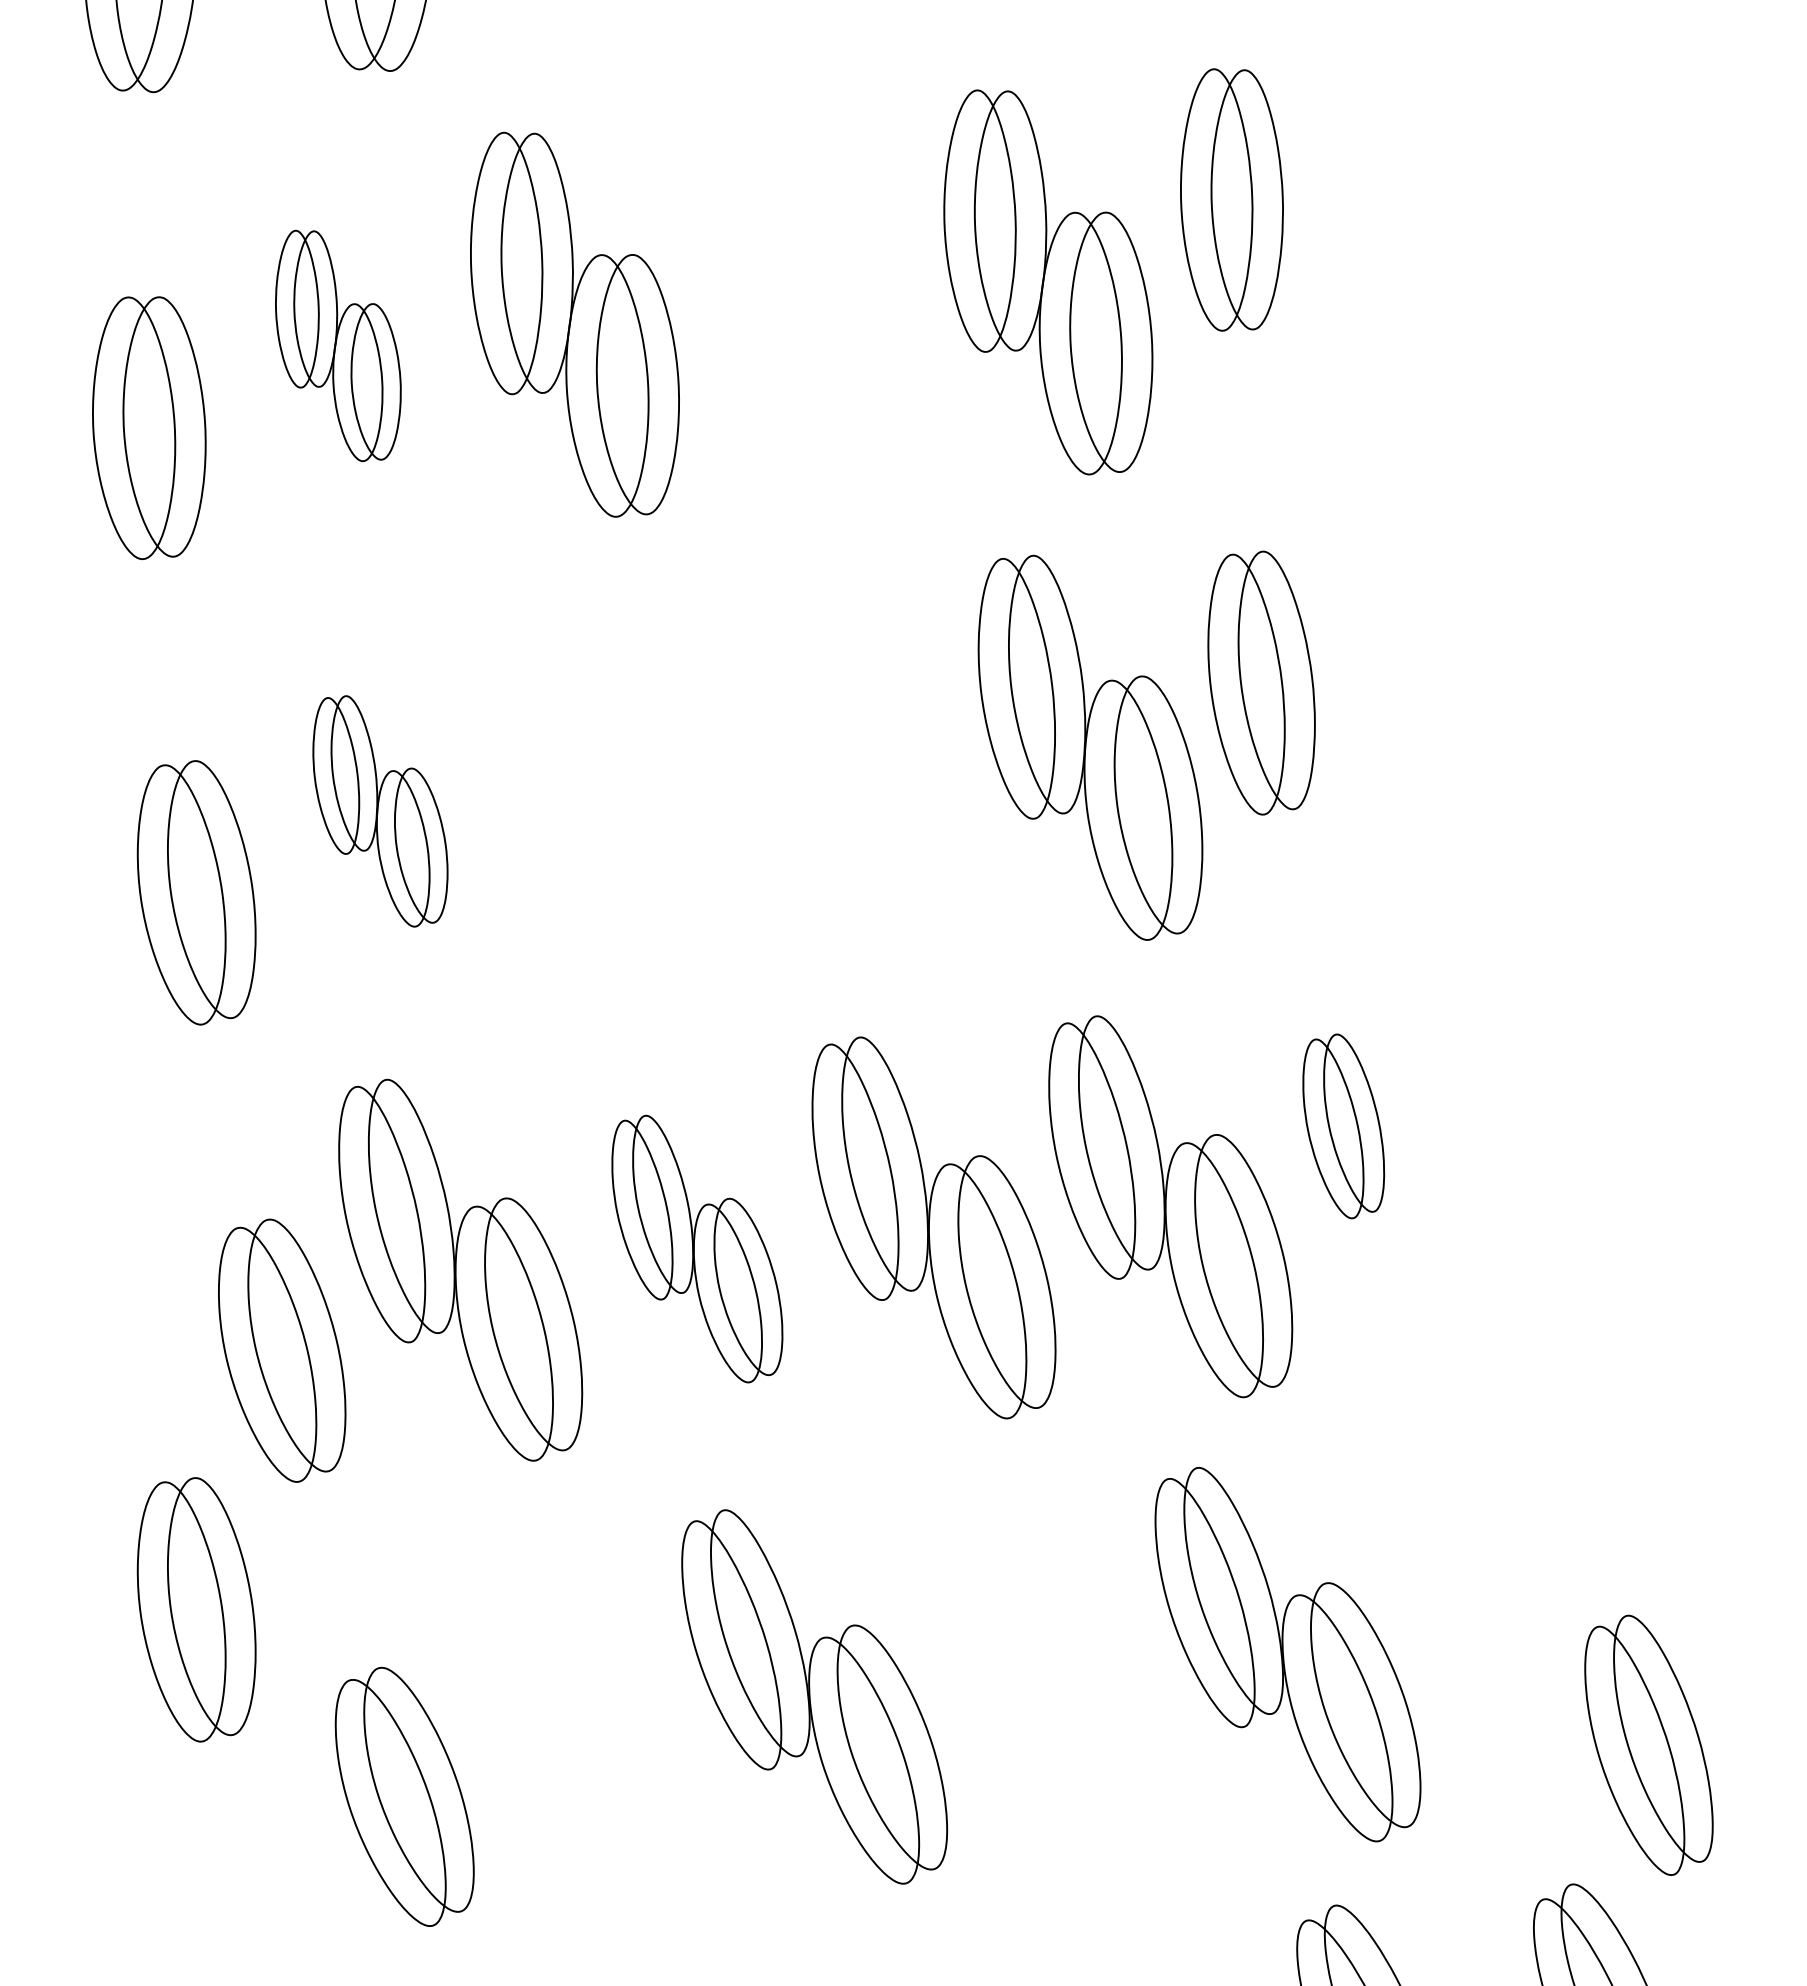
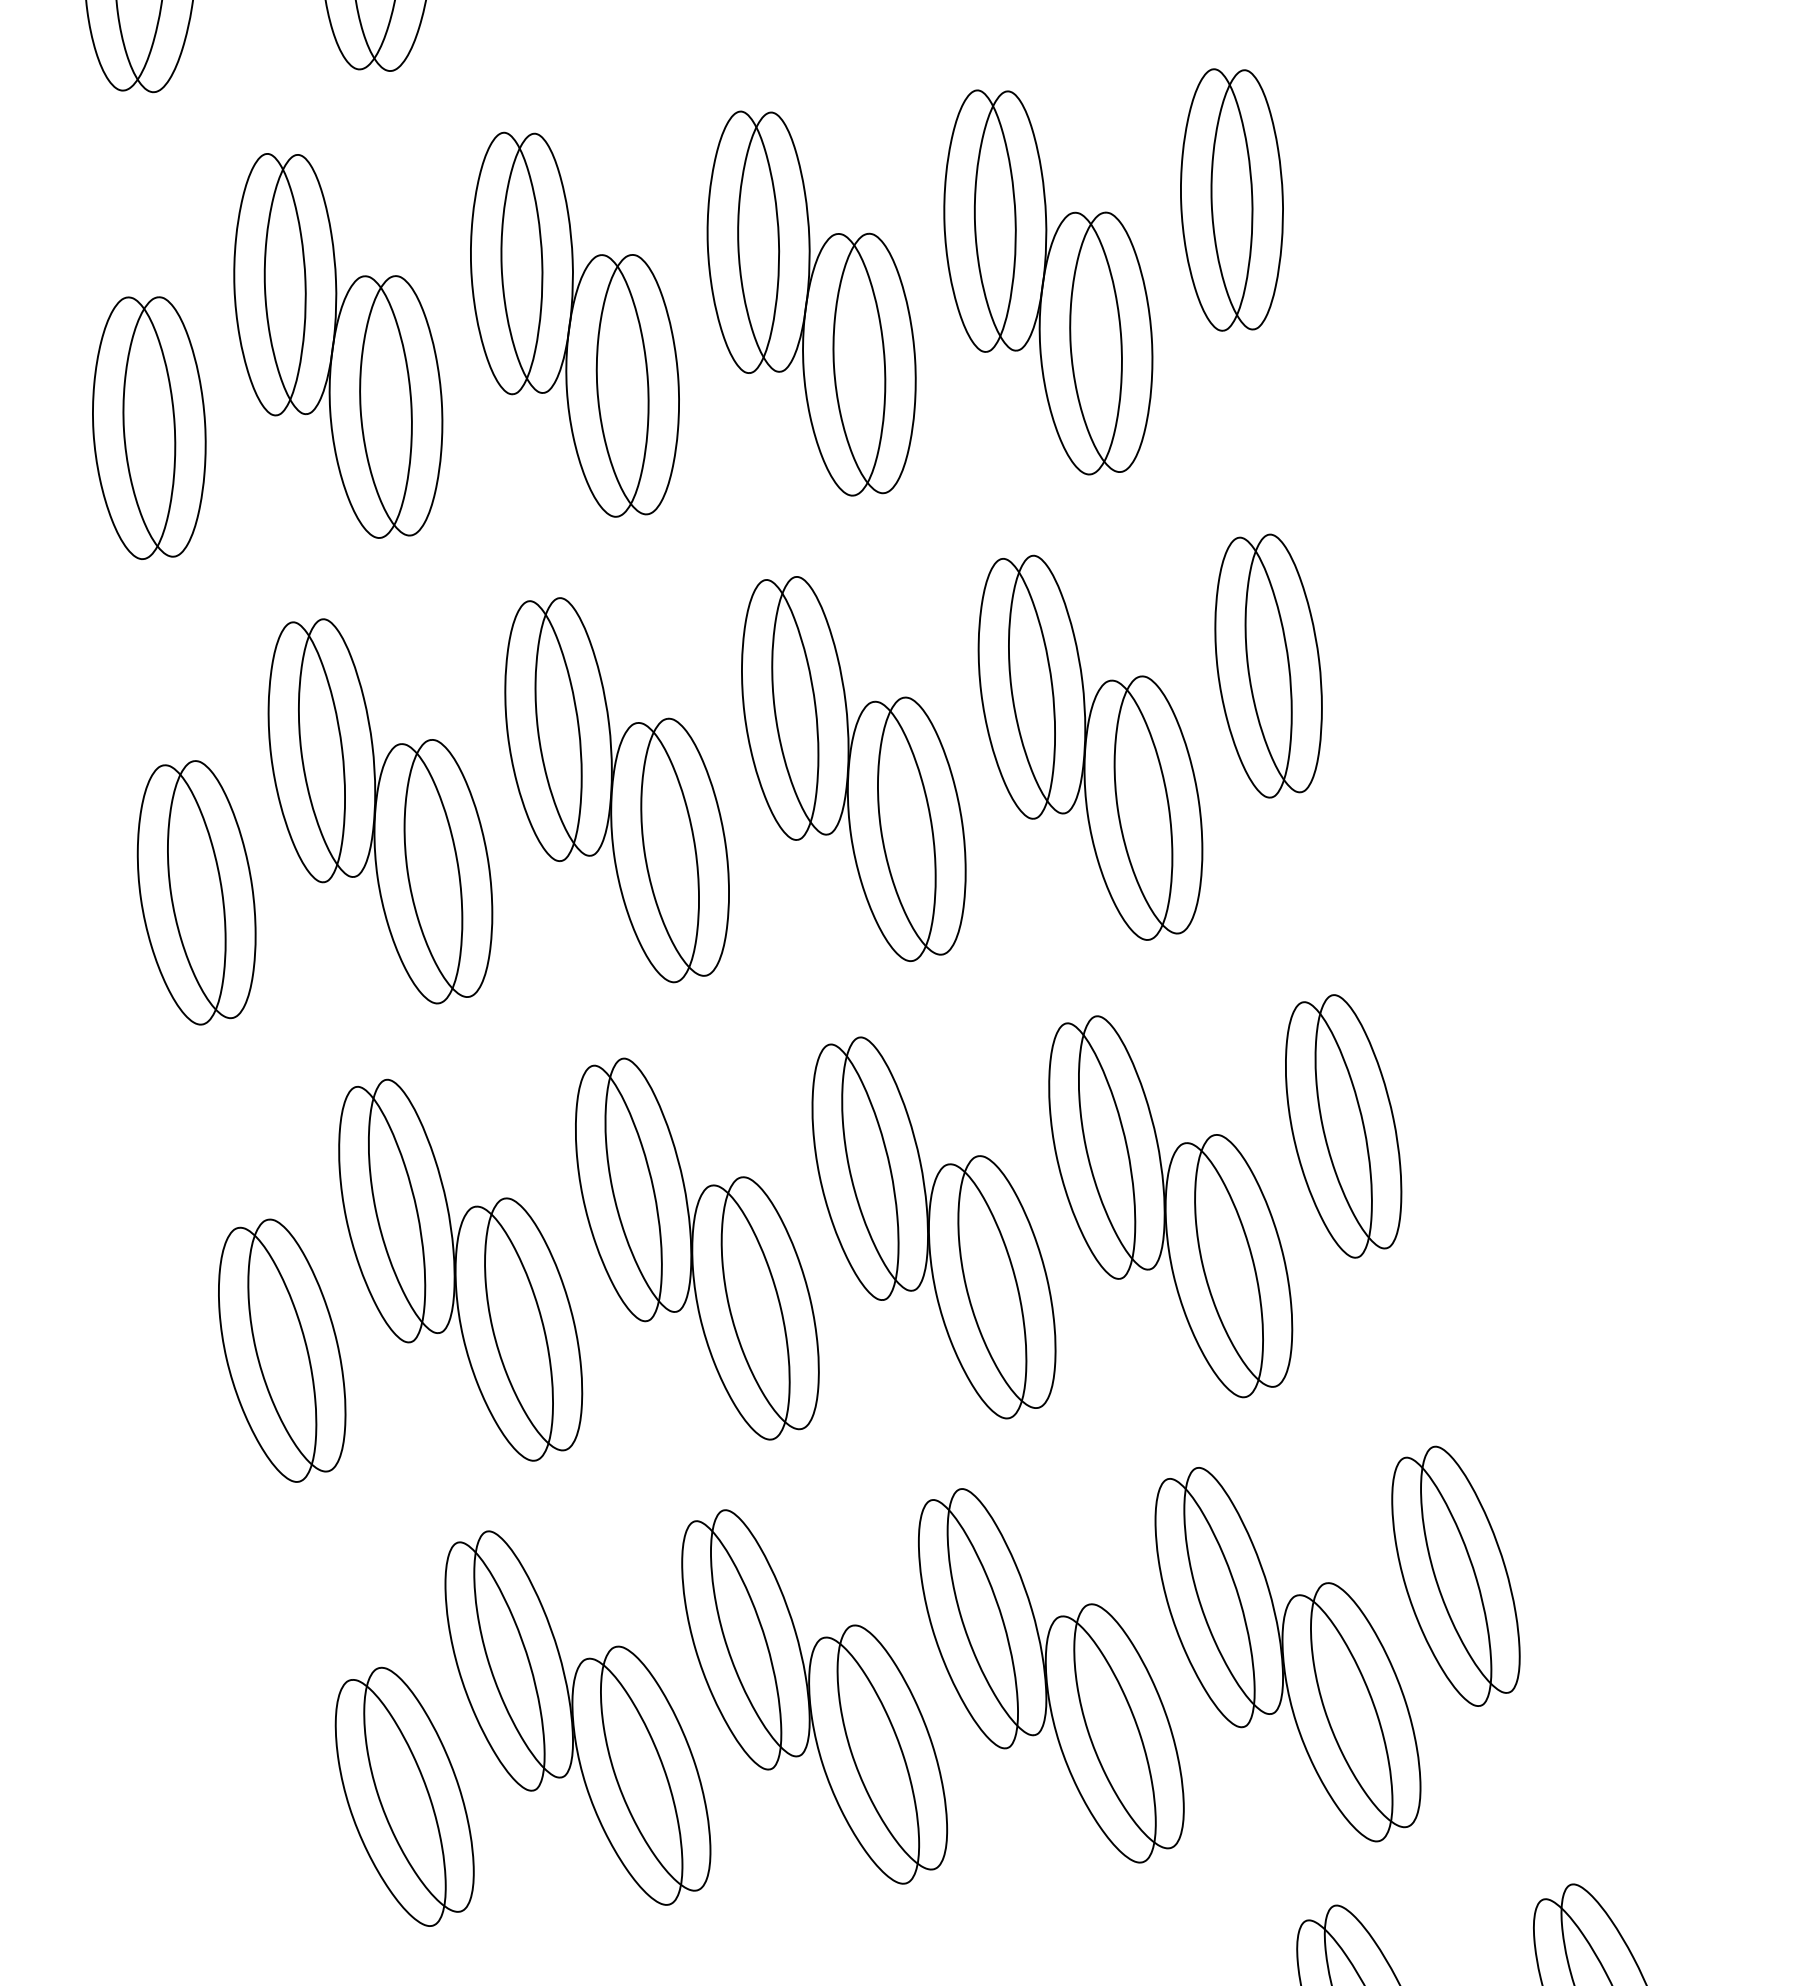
part: none -> present (811, 303)
part size: 127x234 px -> 211x386 px (338, 345)
part position: (1261, 682) -> (1268, 665) (1268, 665)
part: none -> present (853, 768)
part: none -> present (616, 790)
part size: 137x233 px -> 227x387 px (380, 811)
part size: 84x187 px -> 118x265 px (1343, 1126)
part size: 173x270 px -> 245x384 px (697, 1248)
part: present -> none (196, 1609)
part: none -> present (1051, 1675)
part: none -> present (577, 1717)
part position: (1648, 1744) -> (1455, 1575) (1455, 1575)
